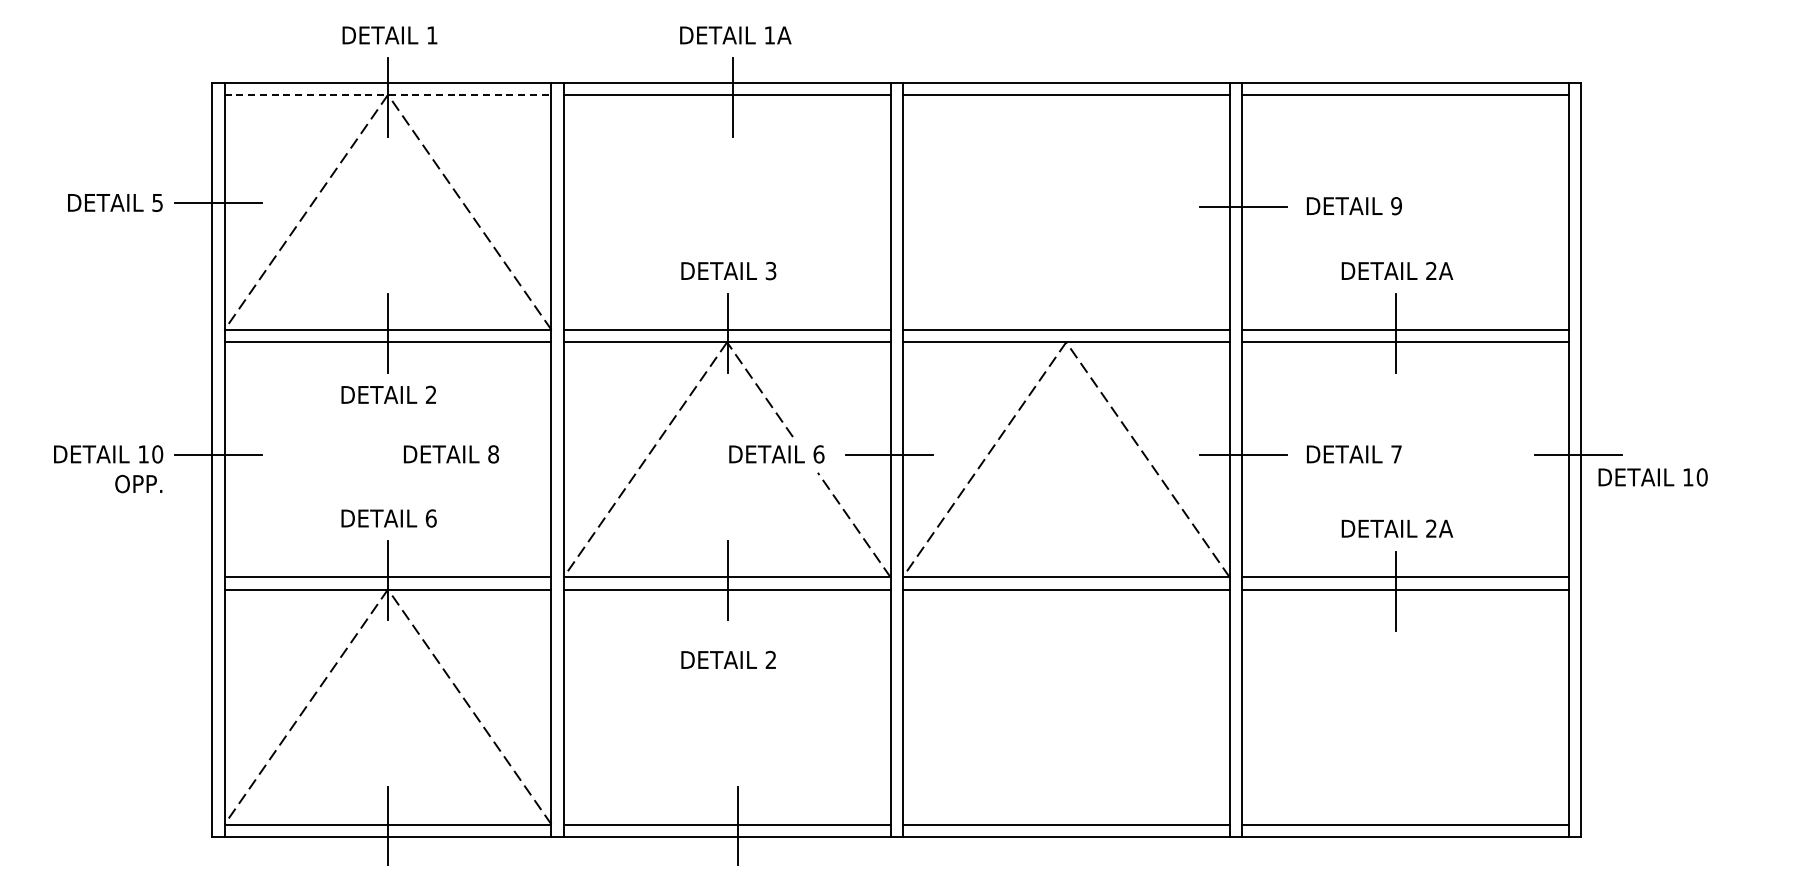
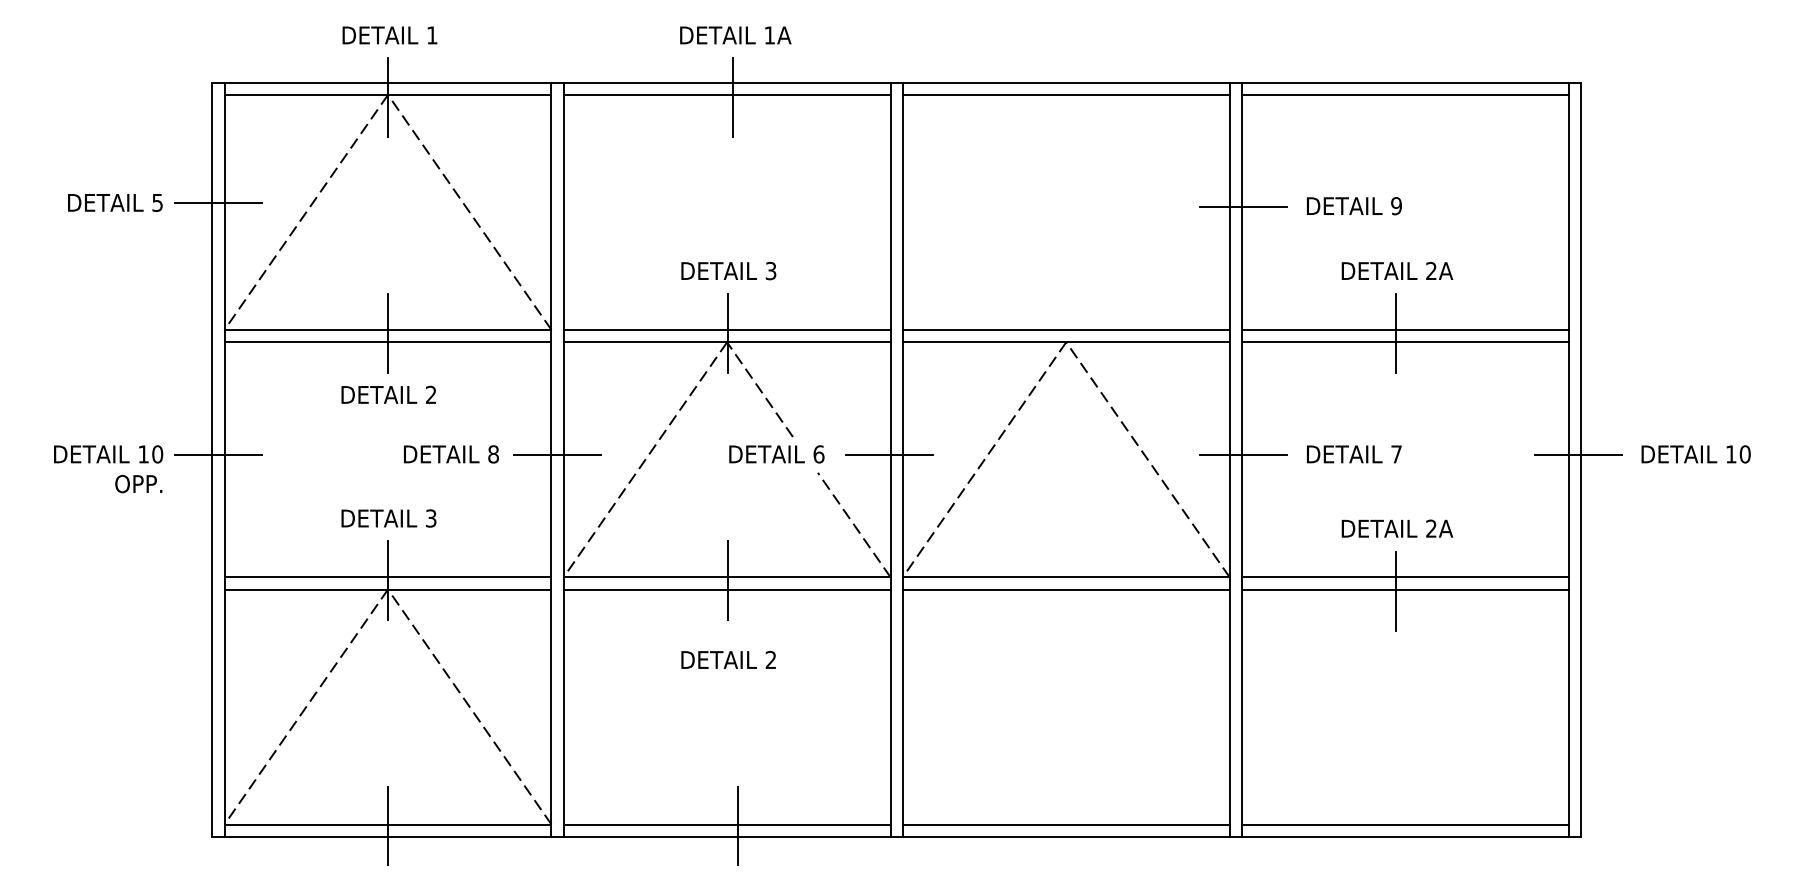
line: dashed -> solid (388, 94)
line: none -> present (556, 454)
text position: (1652, 477) -> (1695, 454) (1695, 454)
text: 6 -> 3 (430, 518)
